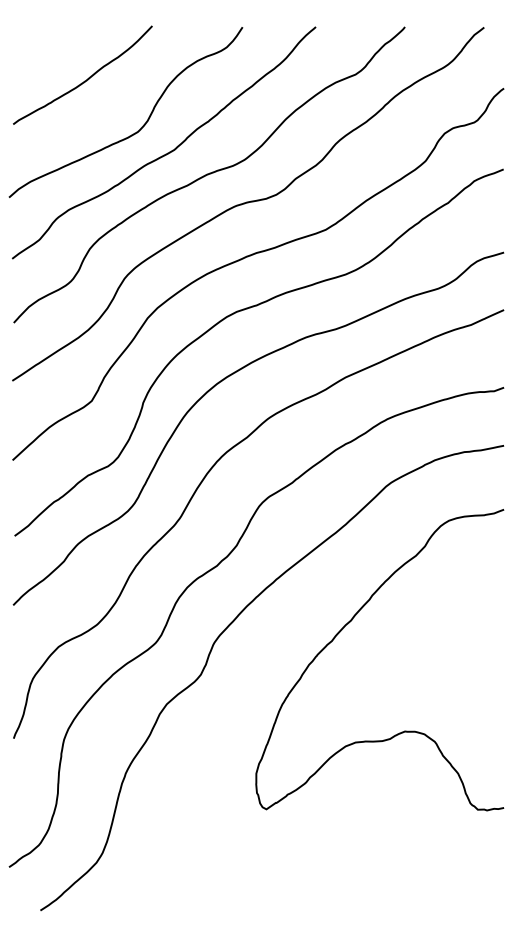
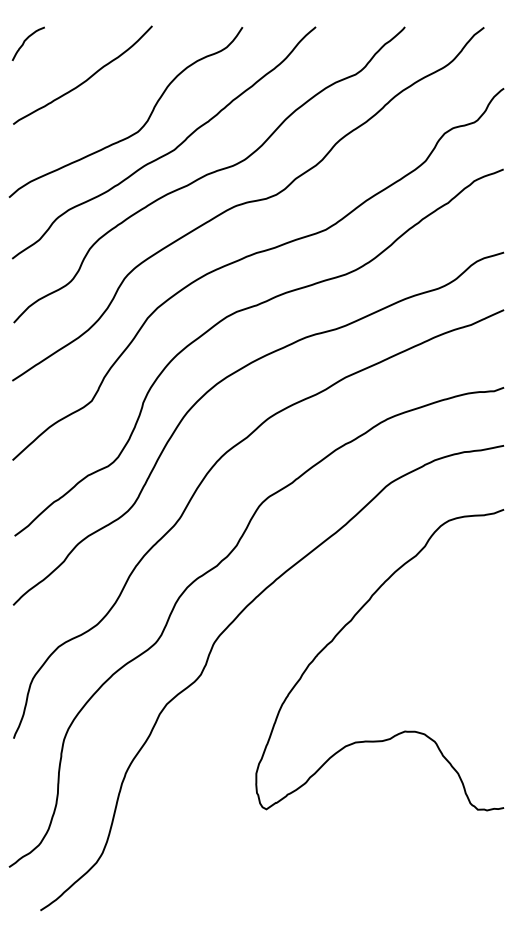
curve: none -> present (25, 41)
